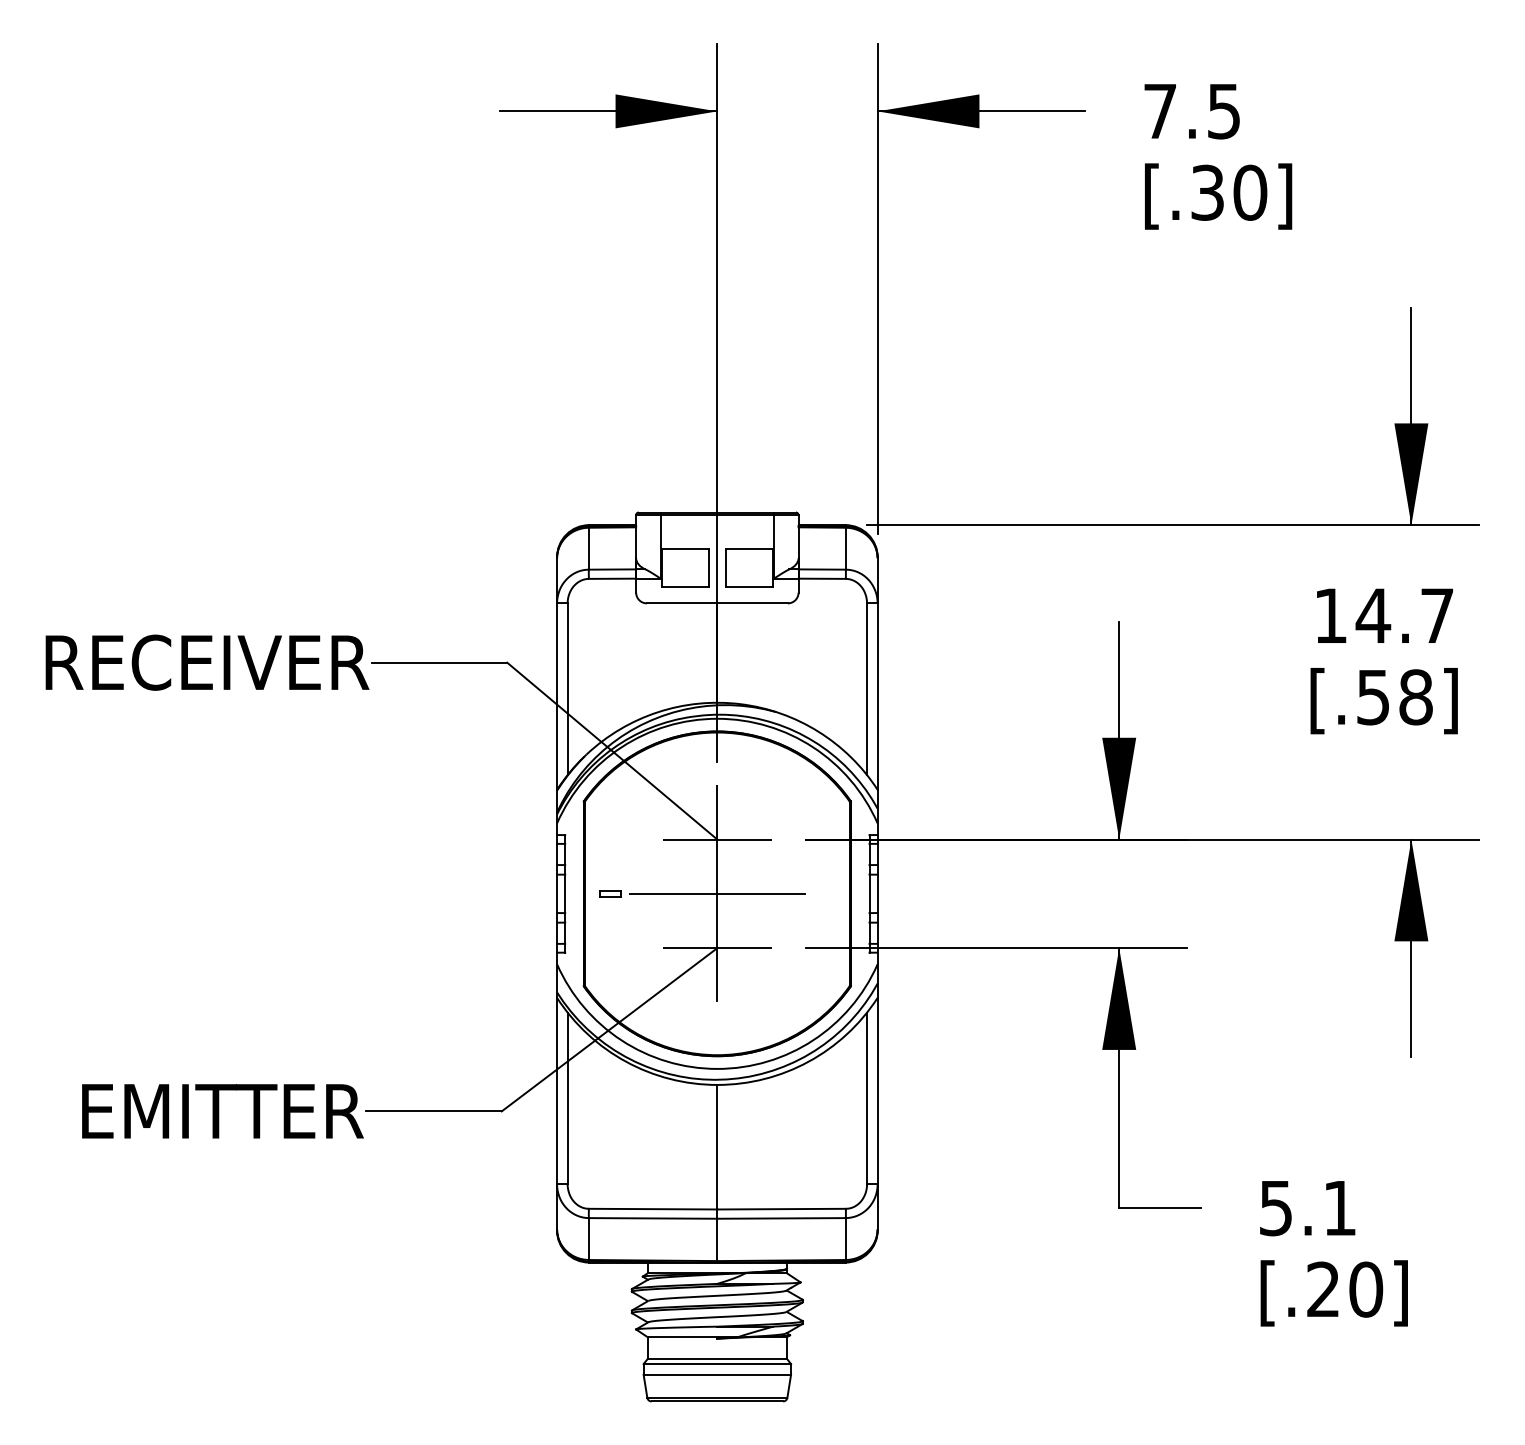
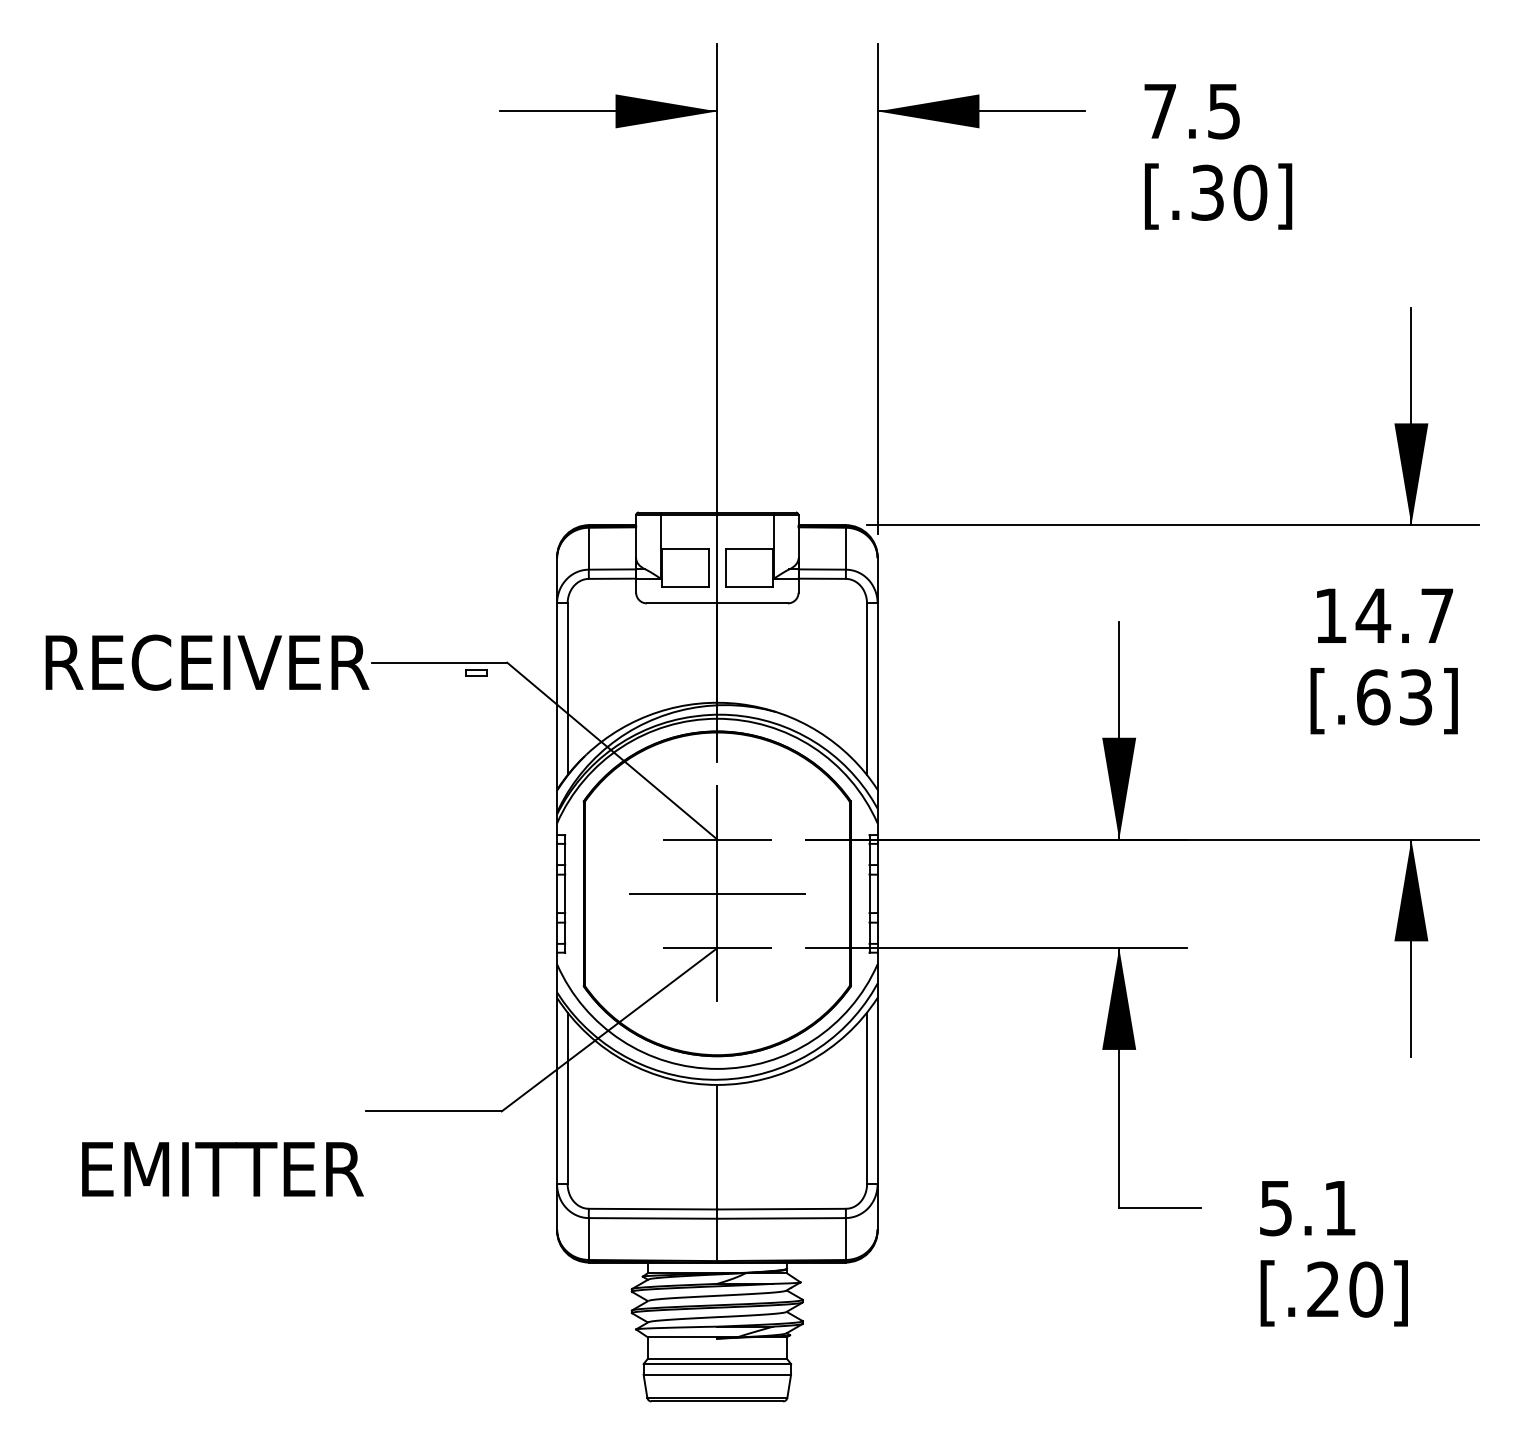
text: [.58] -> [.63] (1394, 697)
part position: (610, 893) -> (476, 672) (476, 672)
text position: (222, 1111) -> (222, 1169) (222, 1169)
